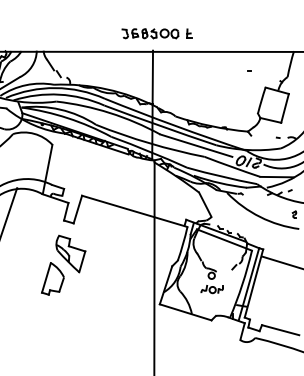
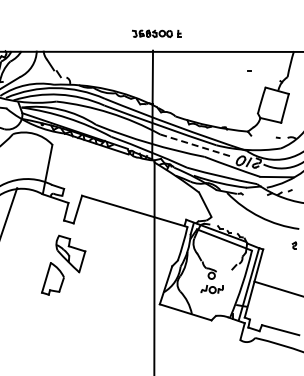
part size: 72x12 px -> 50x10 px (156, 33)
line: solid -> dashed (196, 145)
part position: (294, 214) -> (294, 245) (294, 245)
line position: (281, 262) -> (277, 288) (277, 288)
